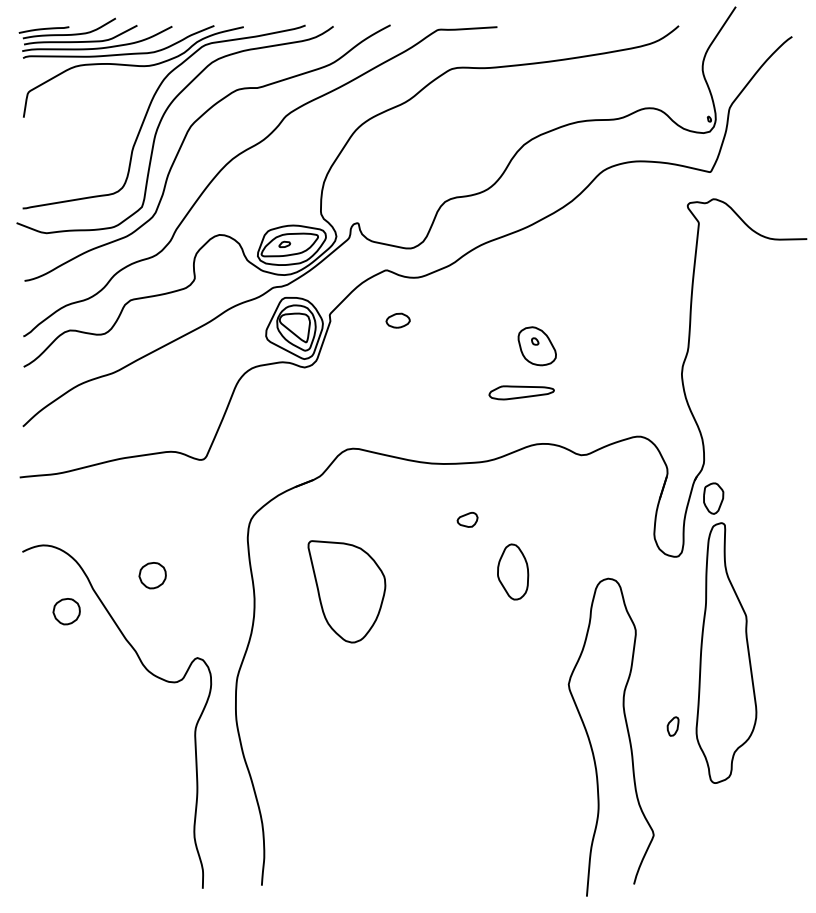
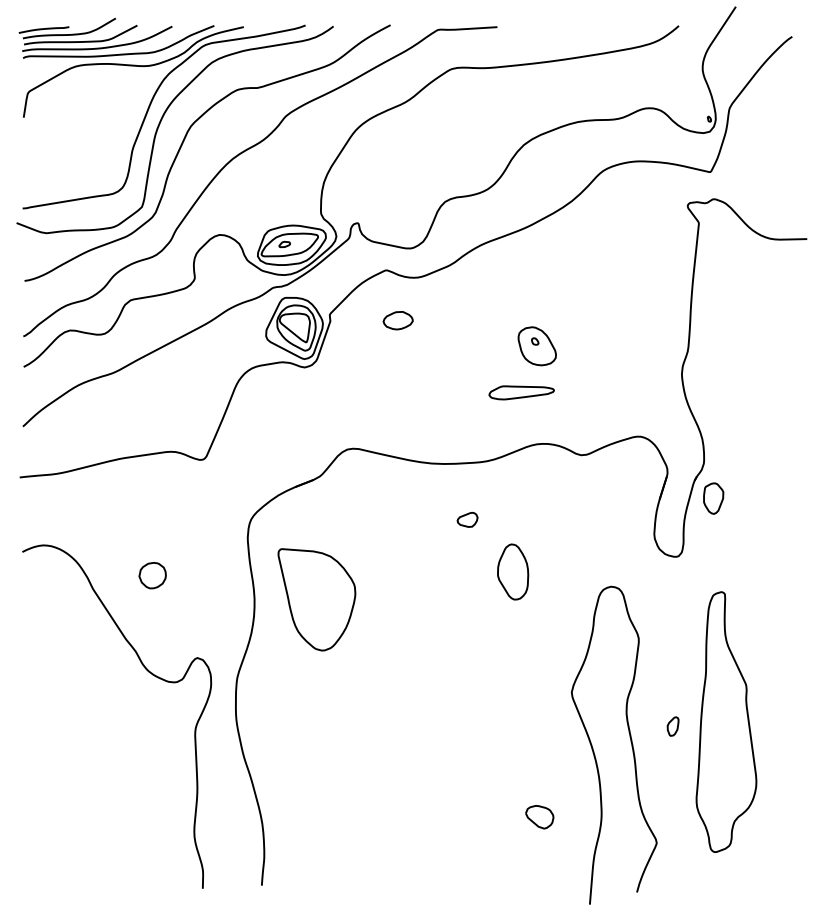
part size: 26x17 px -> 32x20 px (397, 320)
part position: (346, 591) -> (316, 599) (316, 599)
part: present -> none (66, 611)
part position: (726, 652) -> (726, 721) (726, 721)
part position: (627, 734) -> (630, 742) (630, 742)
part: none -> present (539, 817)
